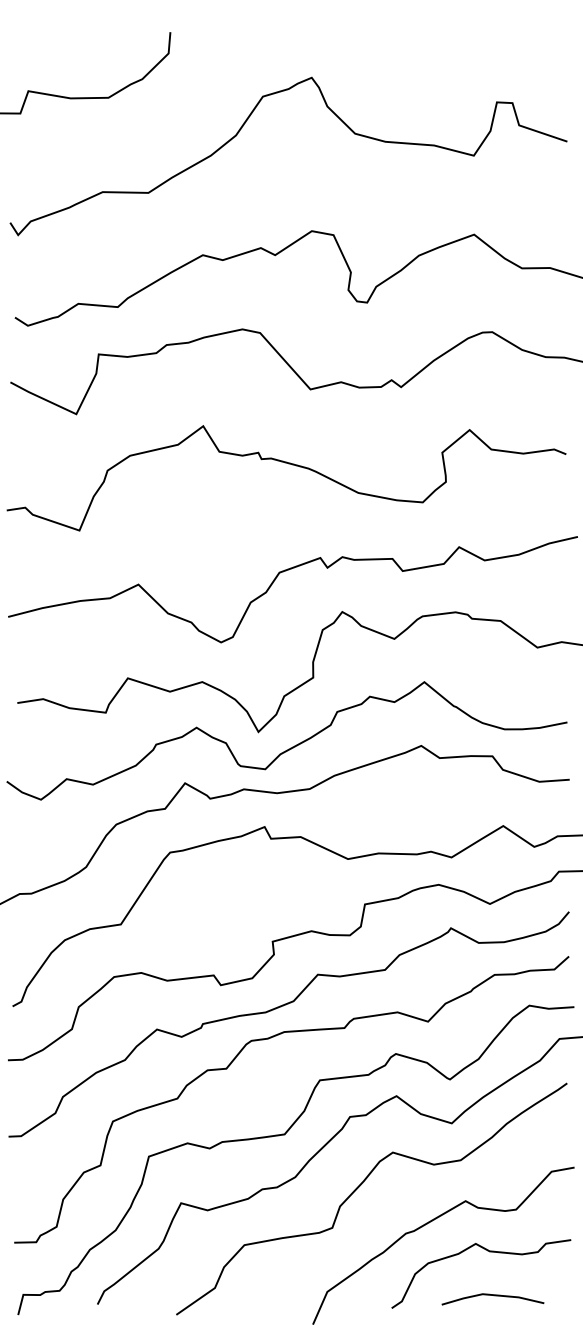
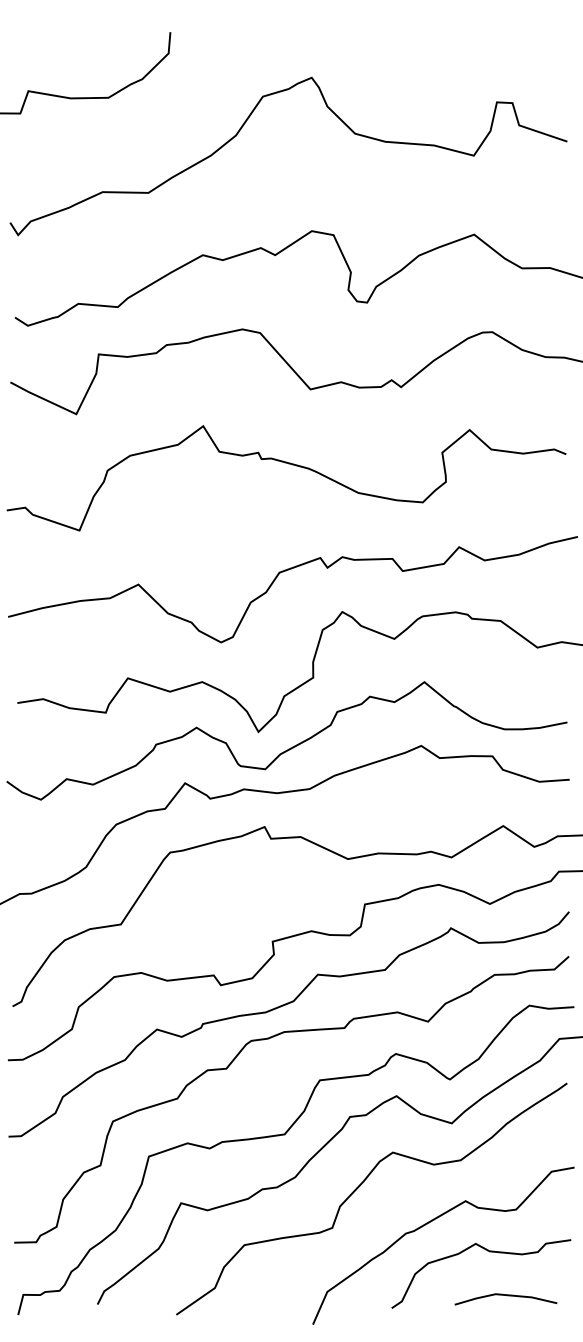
line position: (494, 1296) -> (507, 1296) (507, 1296)
